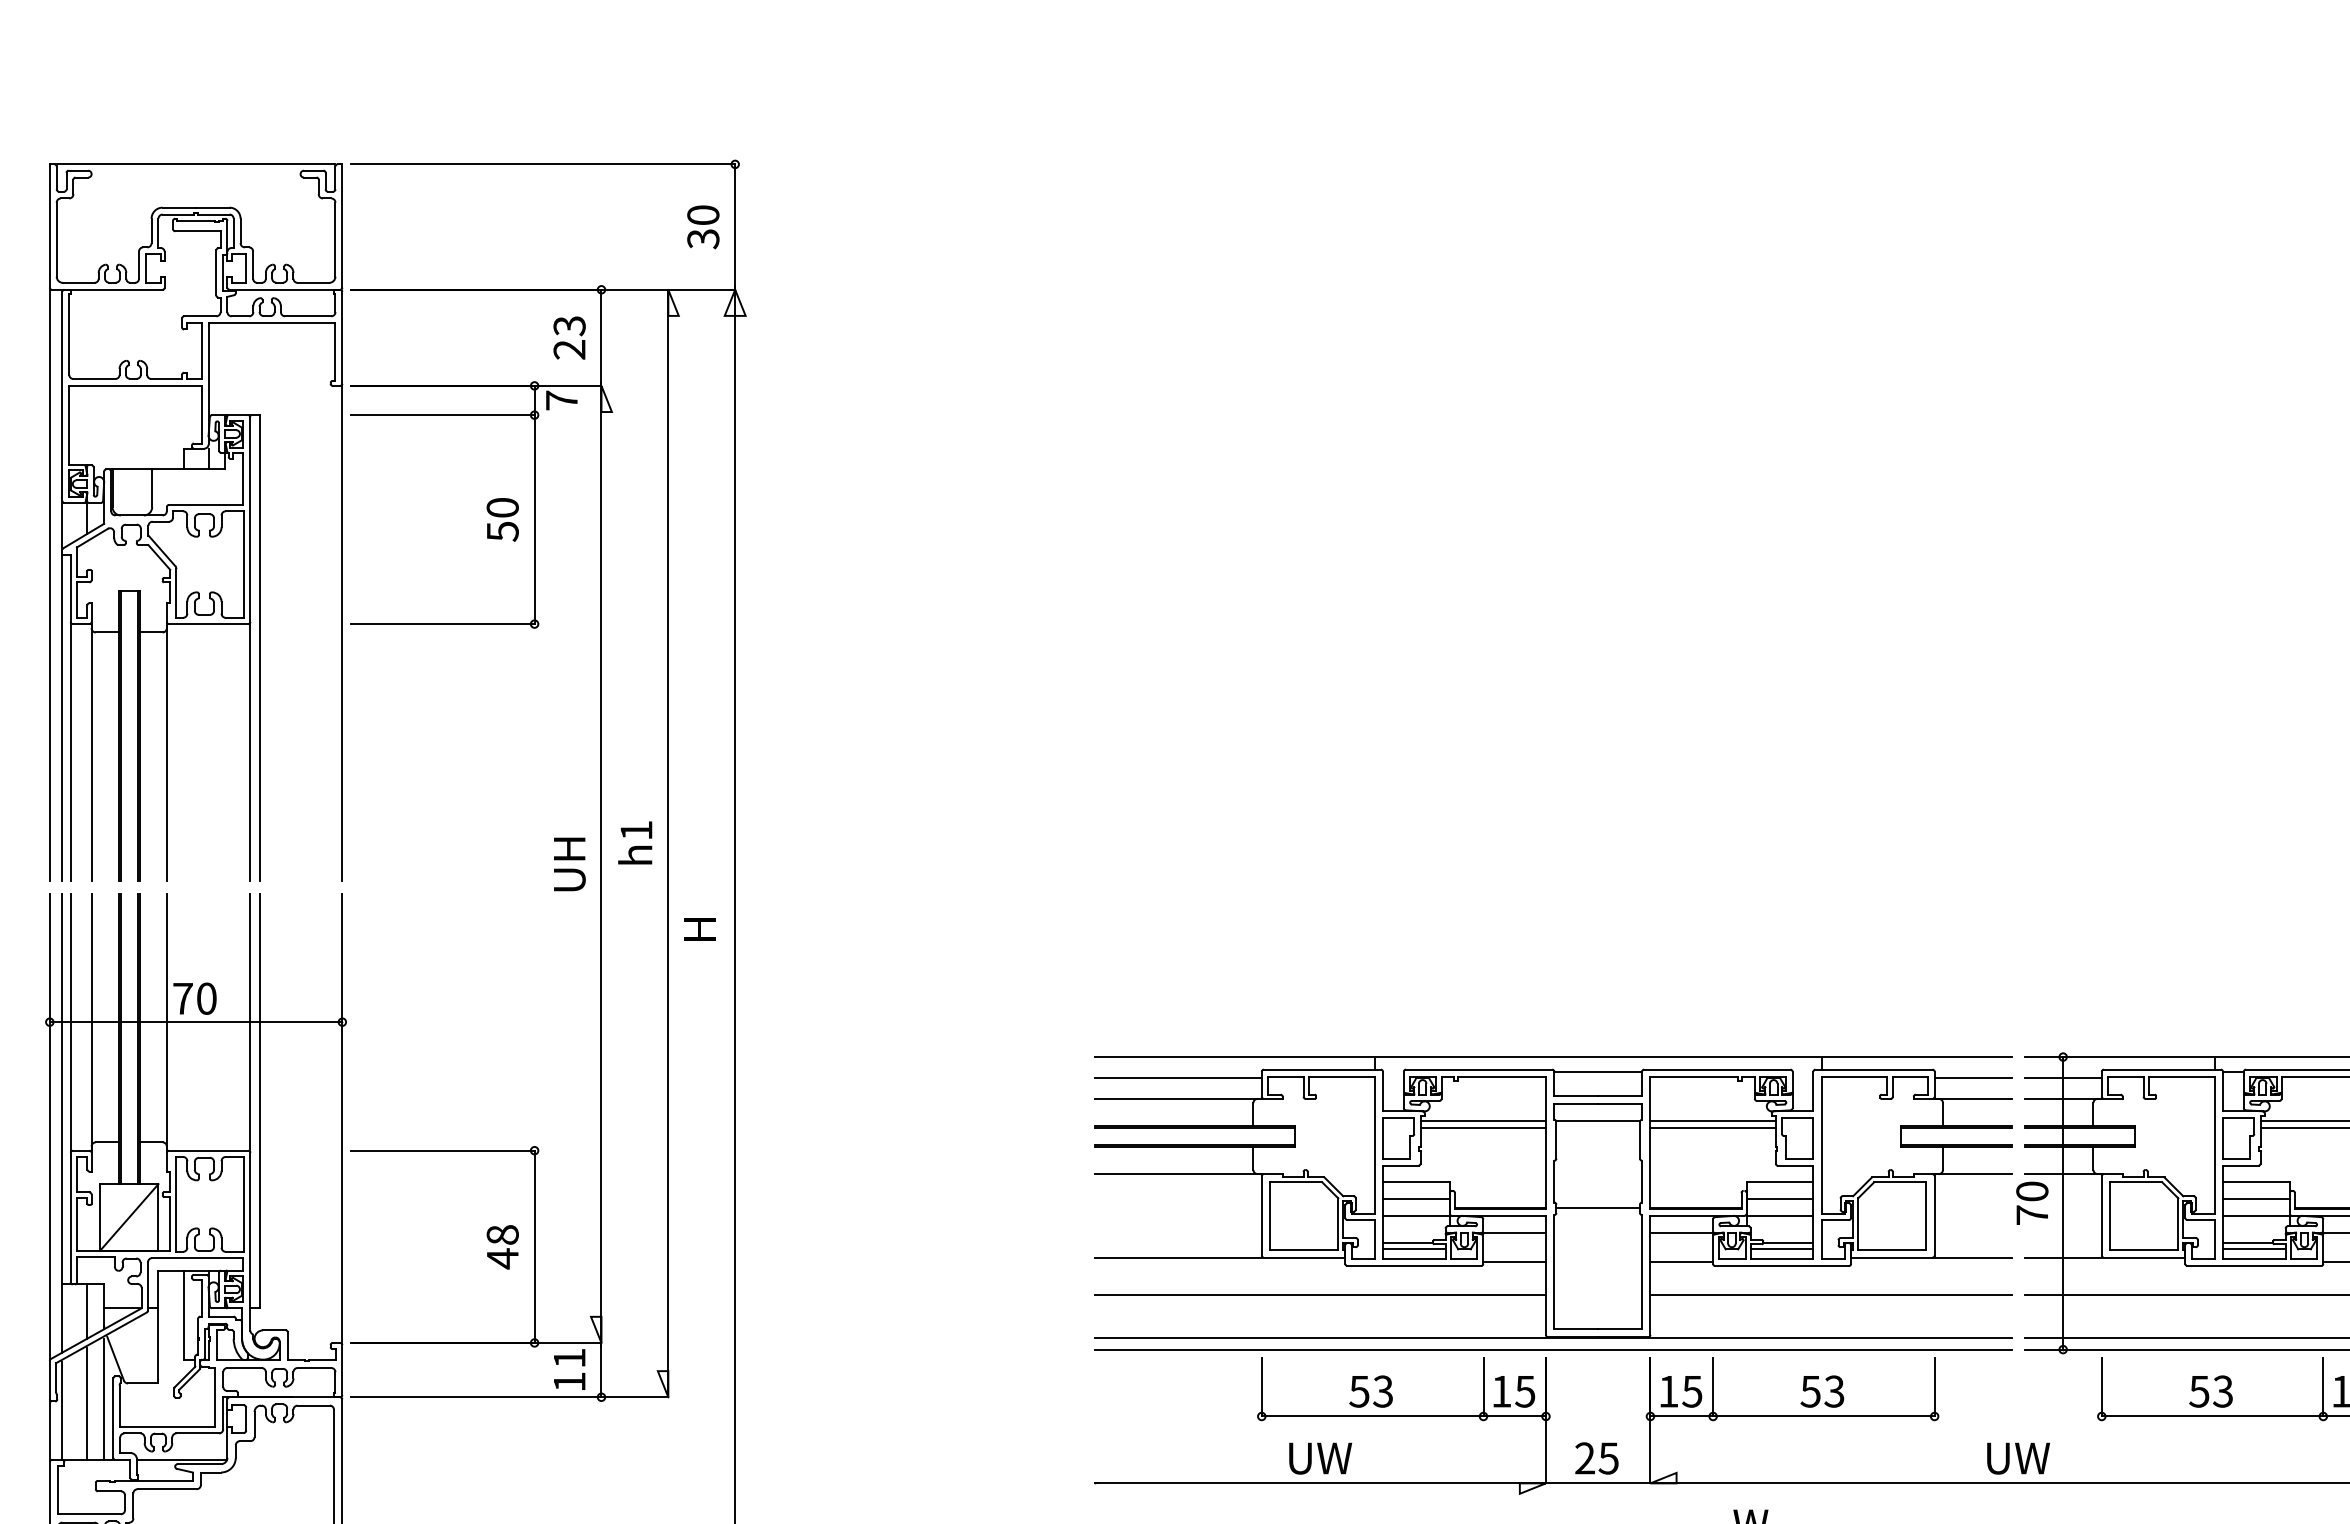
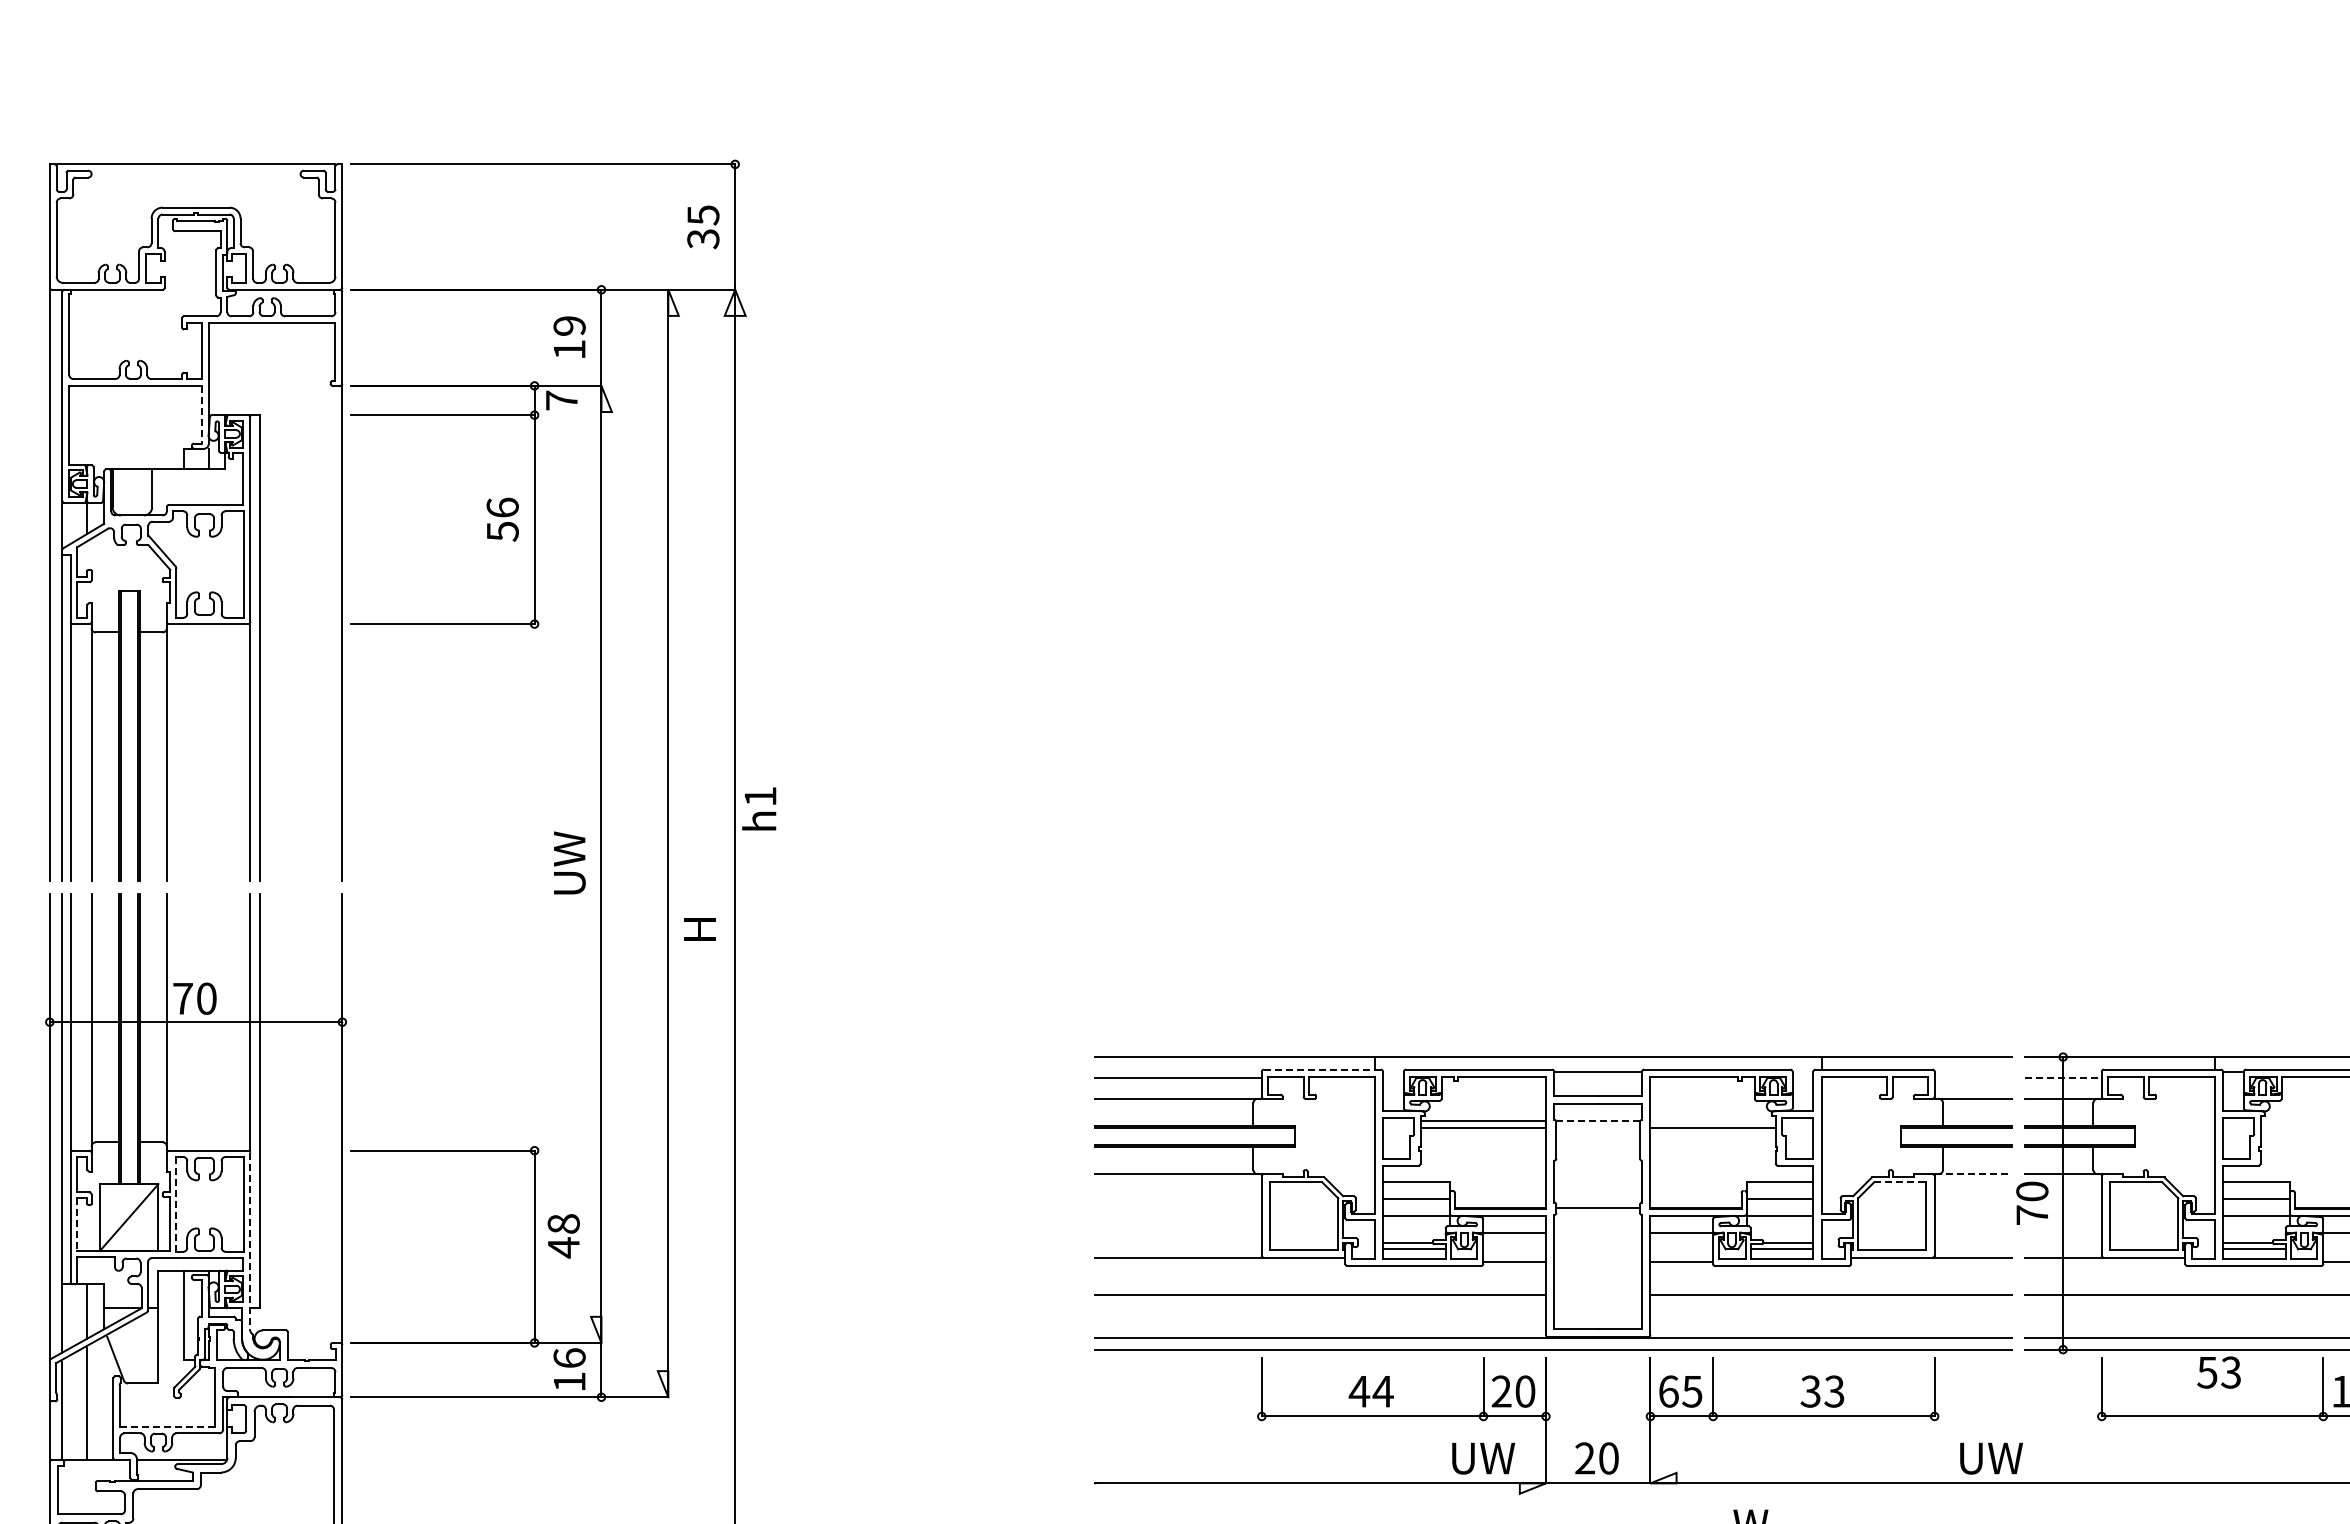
text: 30 -> 35 (703, 215)
text: 23 -> 19 (569, 337)
line: solid -> dashed (201, 414)
text: 50 -> 56 (502, 507)
text position: (635, 842) -> (759, 808) (759, 808)
text: UH -> UW (569, 862)
line: solid -> dashed (1322, 1069)
line: present -> none (1972, 1077)
line: solid -> dashed (2063, 1077)
line: solid -> dashed (1598, 1120)
line: present -> none (1712, 1120)
line: present -> none (2303, 1120)
line: present -> none (2303, 1128)
line: solid -> dashed (1973, 1174)
line: solid -> dashed (1900, 1182)
line: solid -> dashed (176, 1204)
line: solid -> dashed (76, 1224)
line: solid -> dashed (250, 1241)
text position: (502, 1247) -> (563, 1236) (563, 1236)
text: 11 -> 16 (569, 1357)
text: 53 -> 33 (1810, 1390)
text: 53 -> 44 (1370, 1391)
text: 15 -> 20 (1513, 1391)
text: 15 -> 65 (1668, 1391)
text position: (2210, 1391) -> (2218, 1372) (2218, 1372)
line: present -> none (104, 1398)
line: solid -> dashed (167, 1426)
text position: (1320, 1458) -> (1483, 1458) (1483, 1458)
text: 25 -> 20 (1608, 1458)
text position: (2018, 1458) -> (1991, 1458) (1991, 1458)
